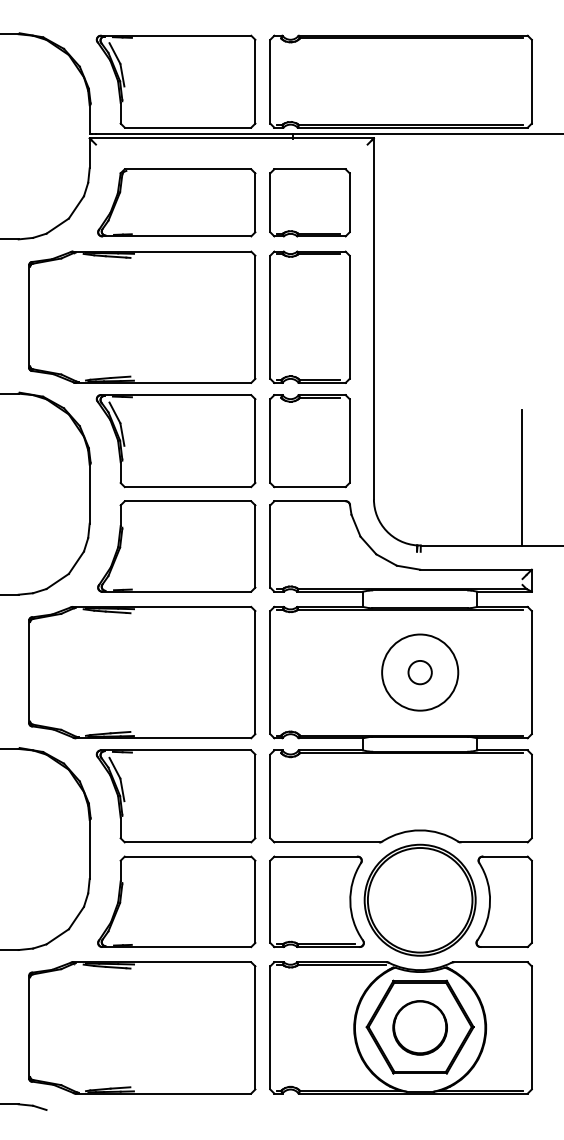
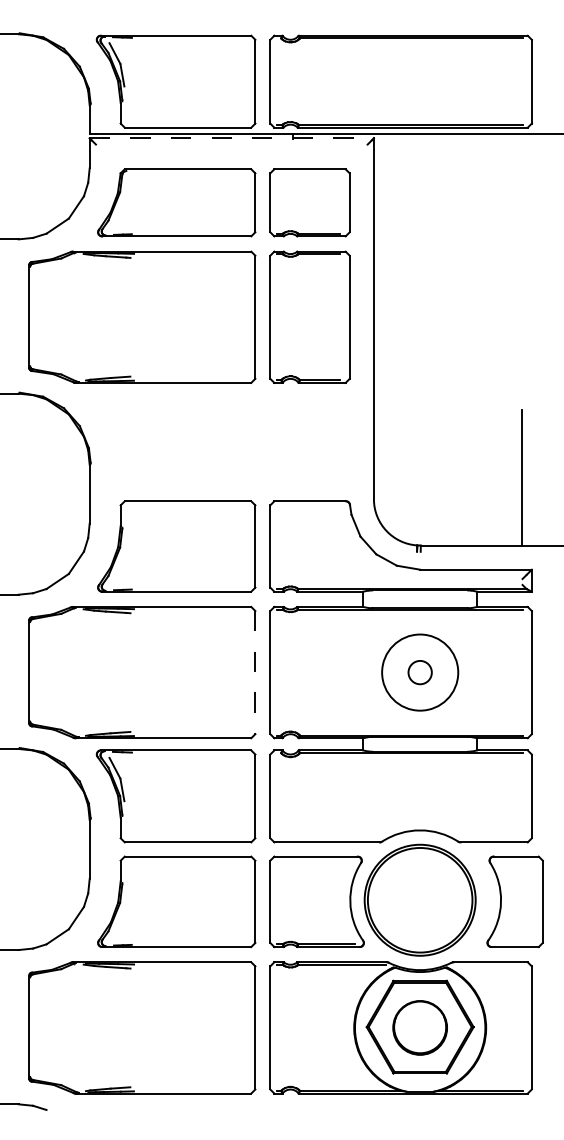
line: solid -> dashed (232, 138)
part: present -> none (175, 441)
part: present -> none (309, 441)
line: solid -> dashed (255, 672)
part position: (503, 901) -> (514, 901) (514, 901)
